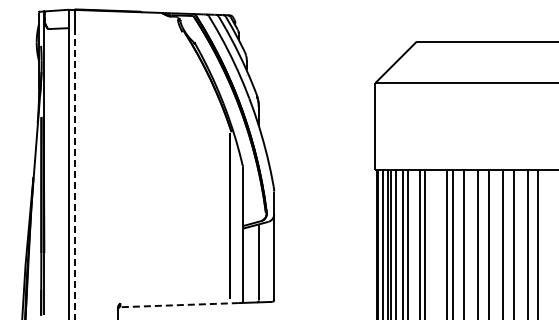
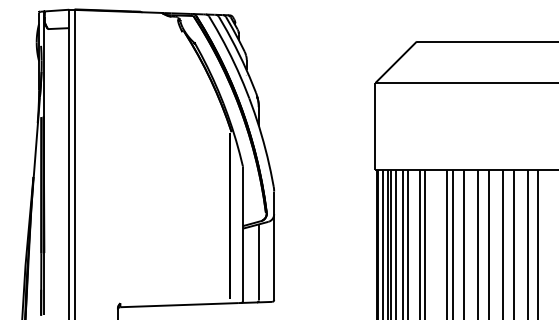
line: dashed -> solid (74, 174)
line: dashed -> solid (179, 305)
